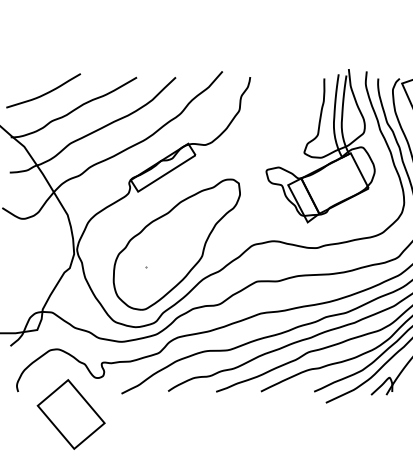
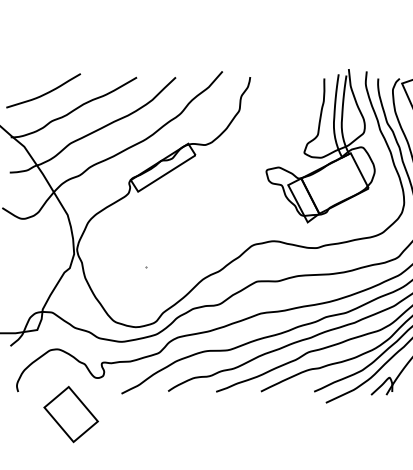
part: present -> none (176, 244)
part size: 70x71 px -> 56x58 px (70, 414)
